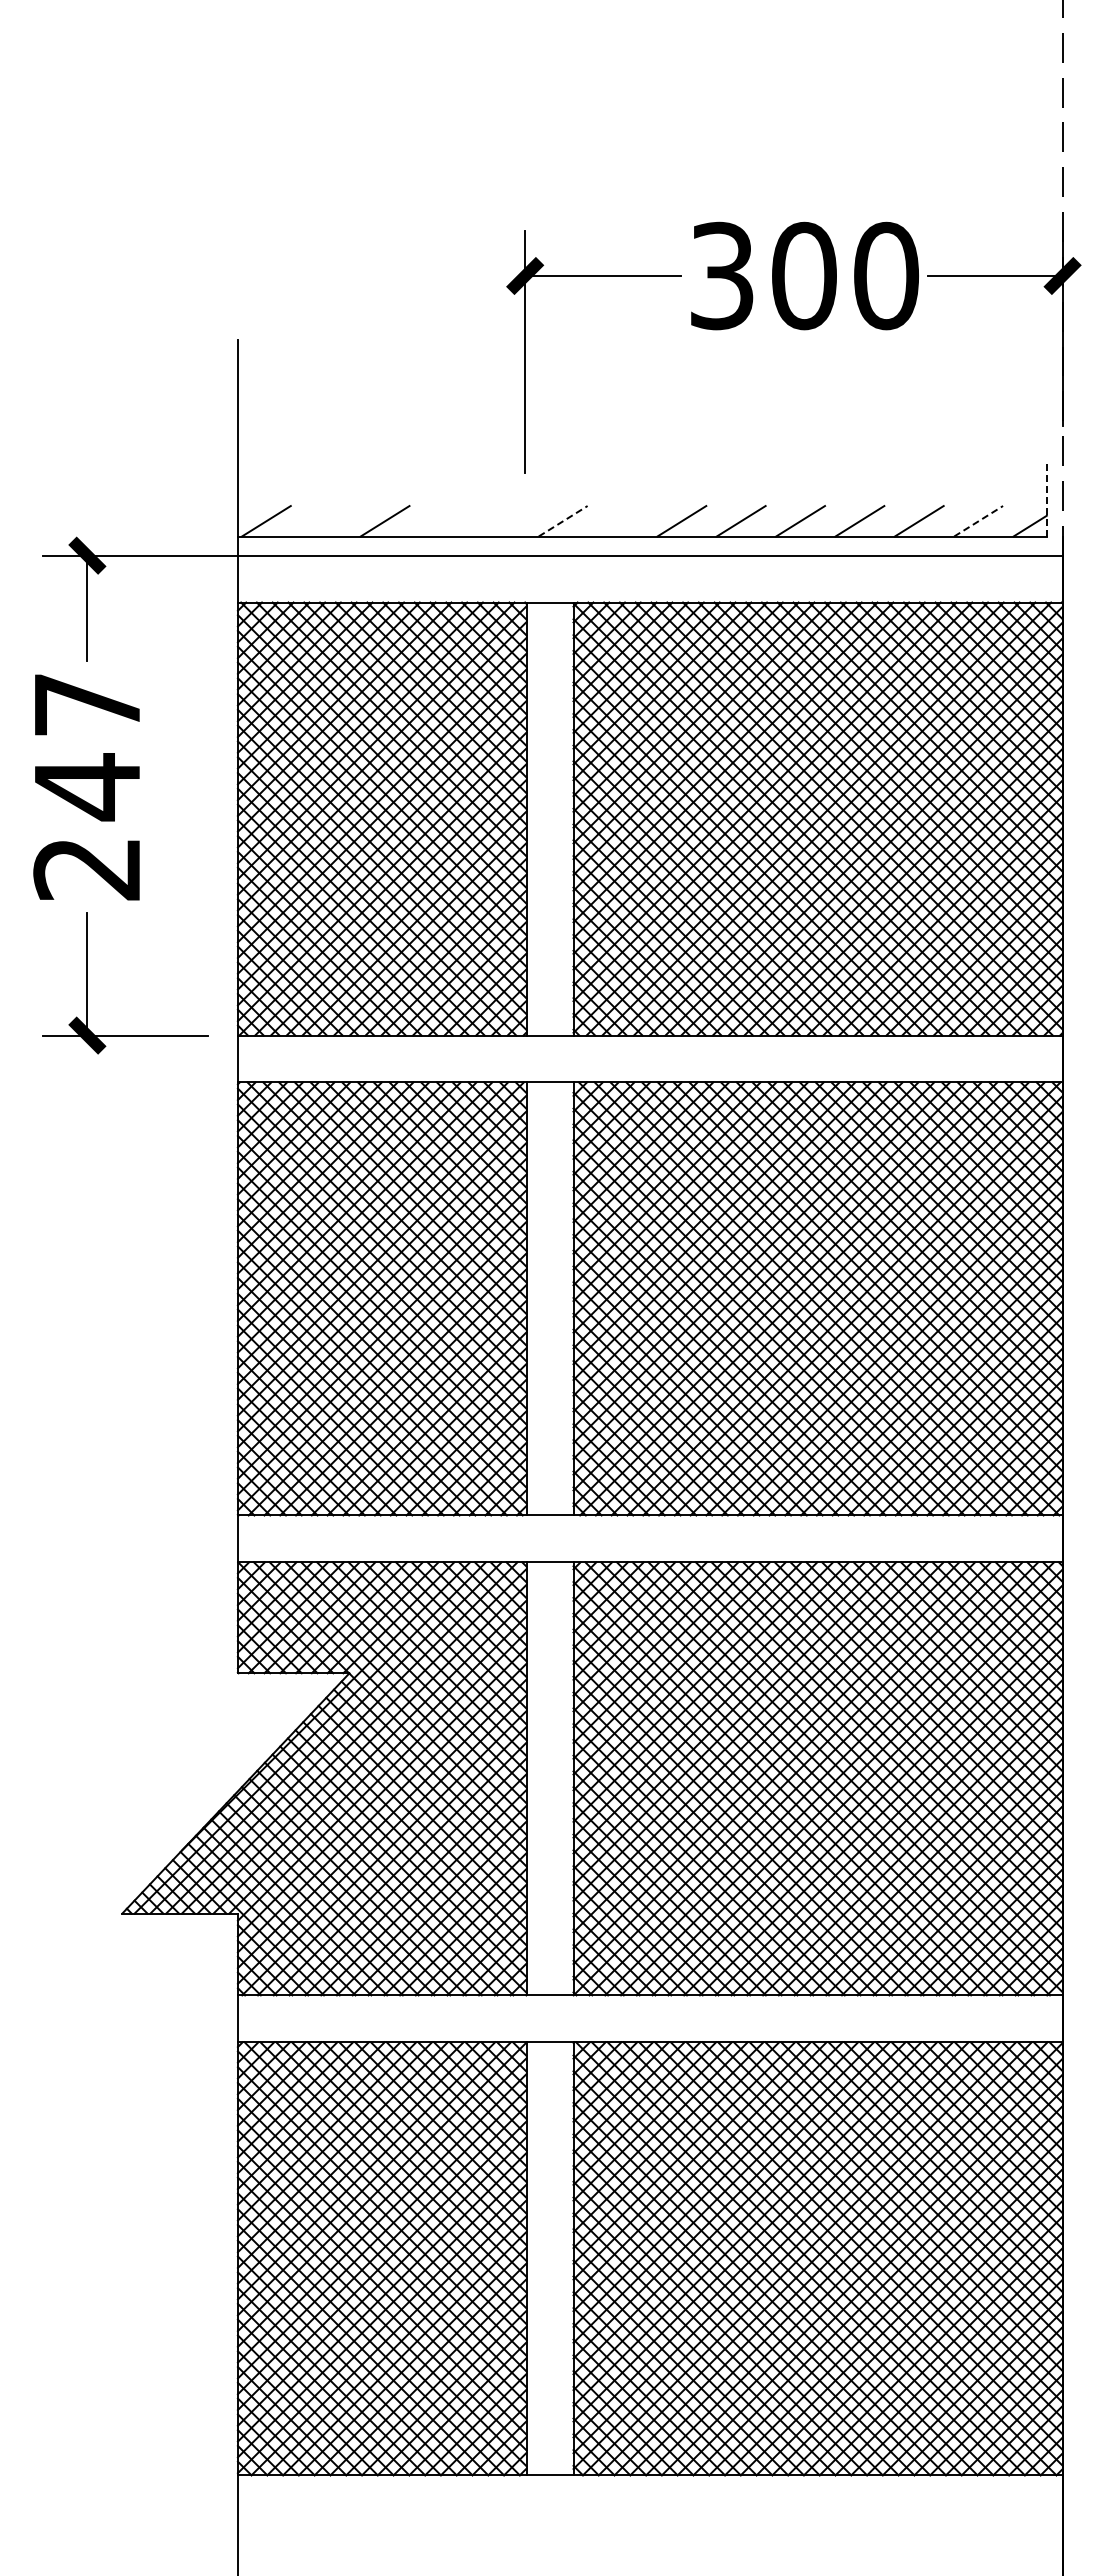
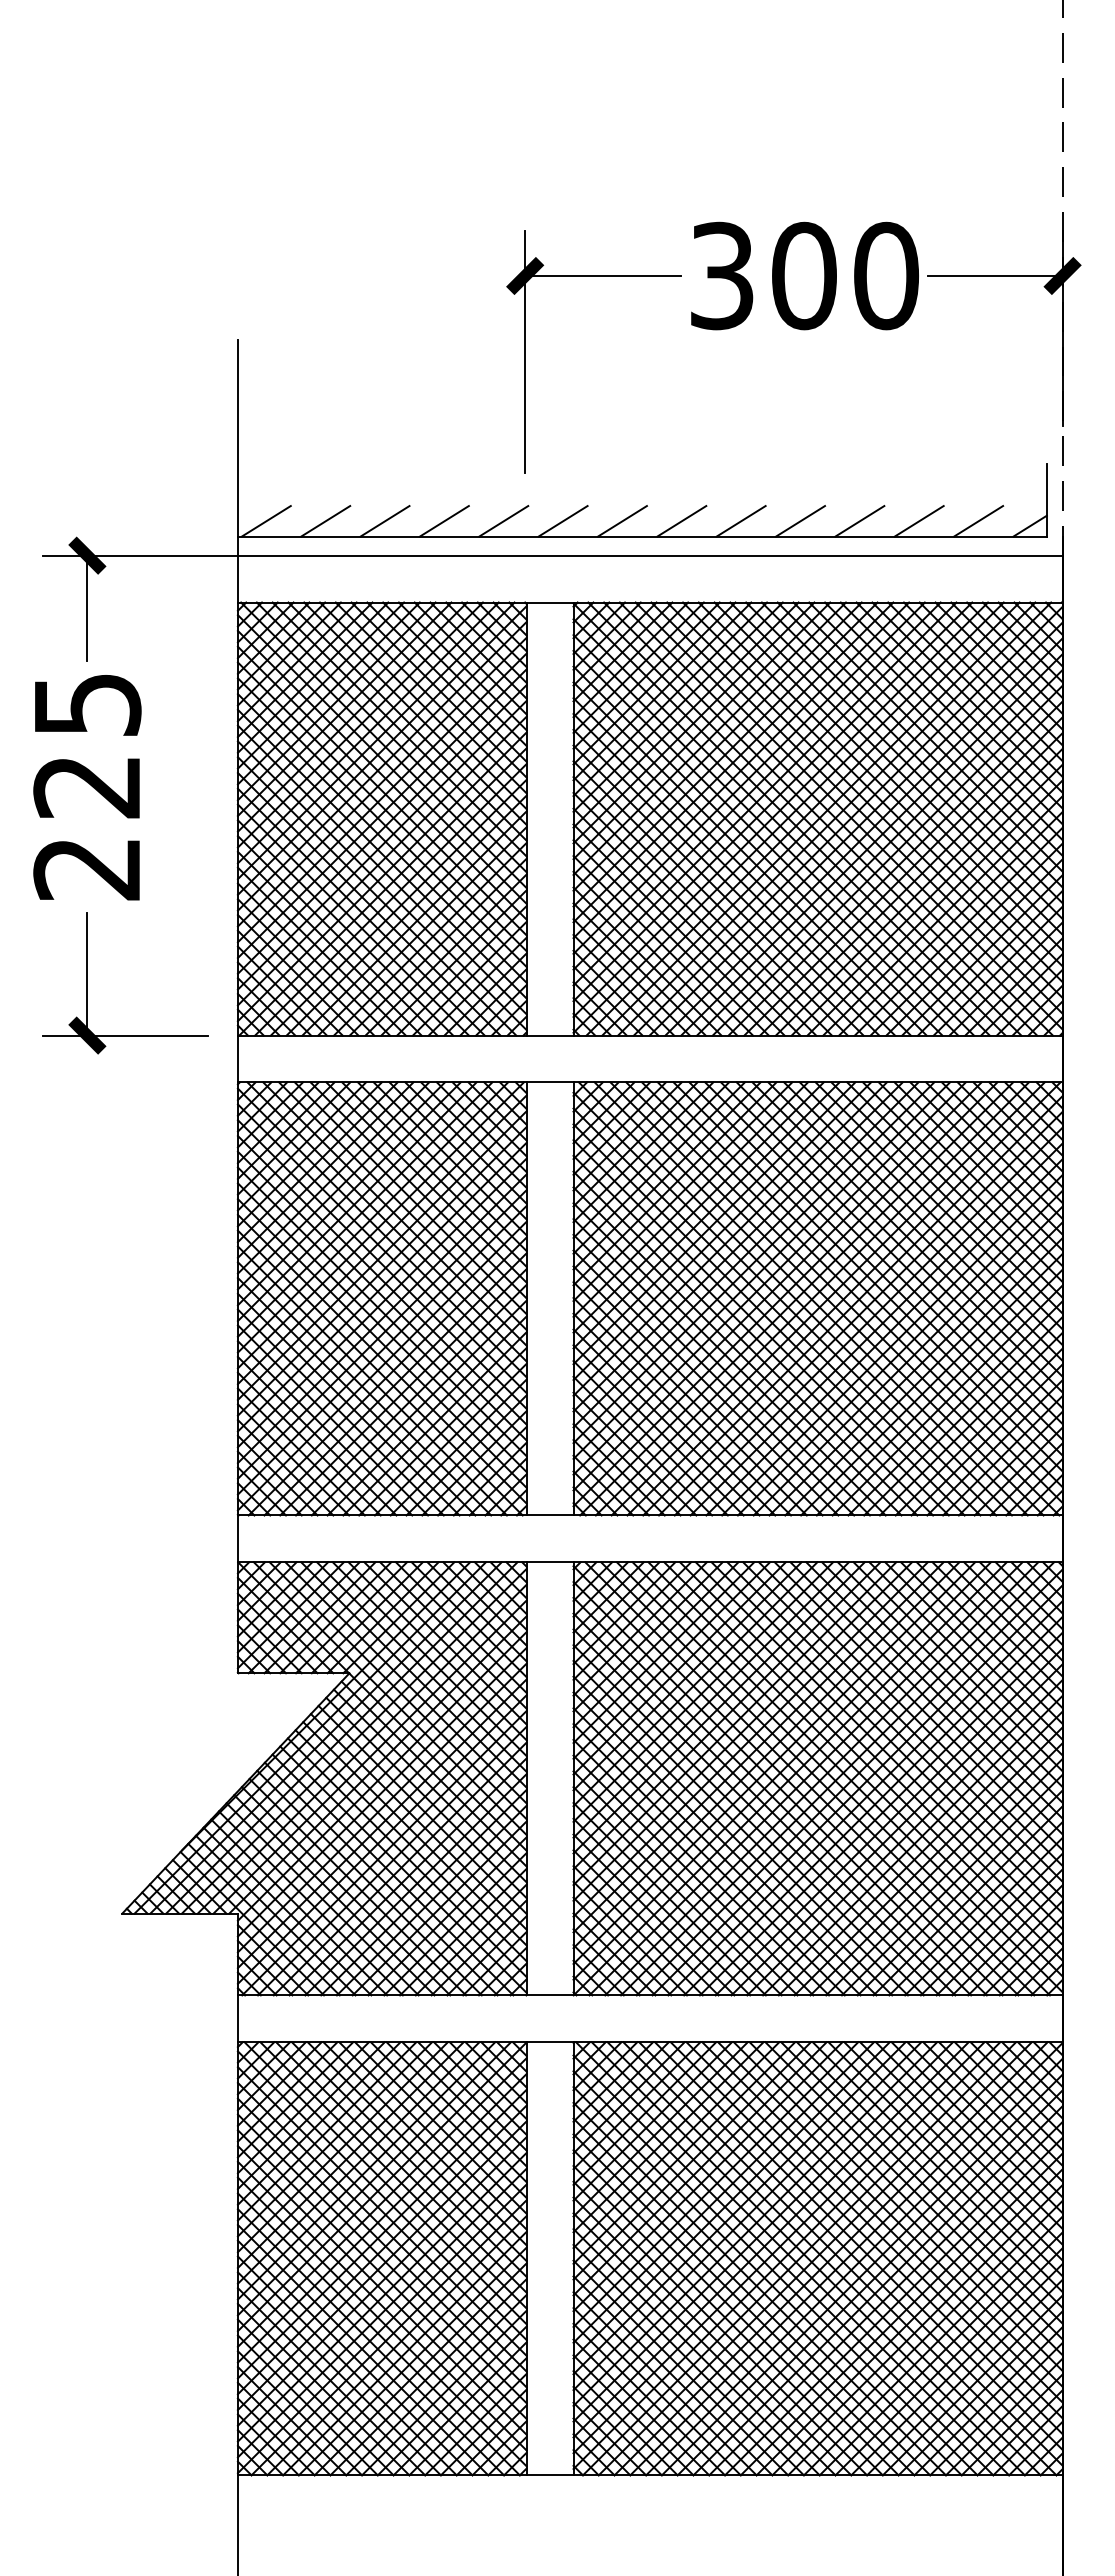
line: dashed -> solid (1046, 499)
line: none -> present (325, 521)
line: none -> present (444, 521)
line: none -> present (503, 521)
line: dashed -> solid (563, 521)
line: none -> present (622, 521)
line: dashed -> solid (978, 521)
text: 247 -> 225 (87, 747)
